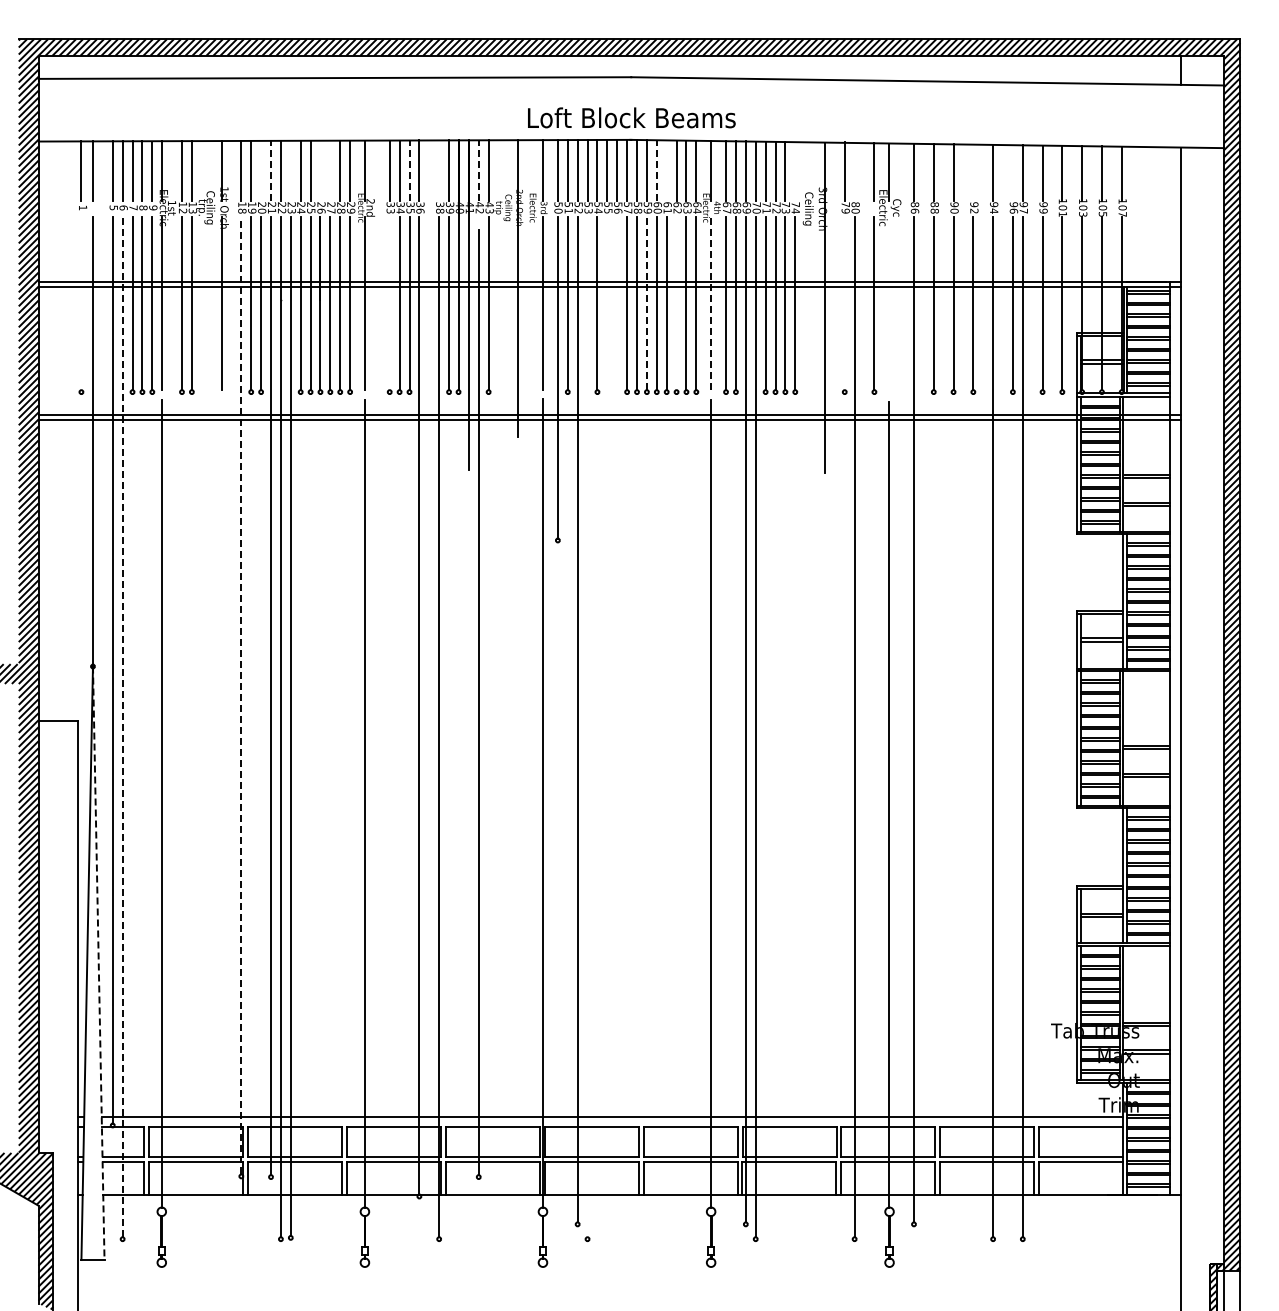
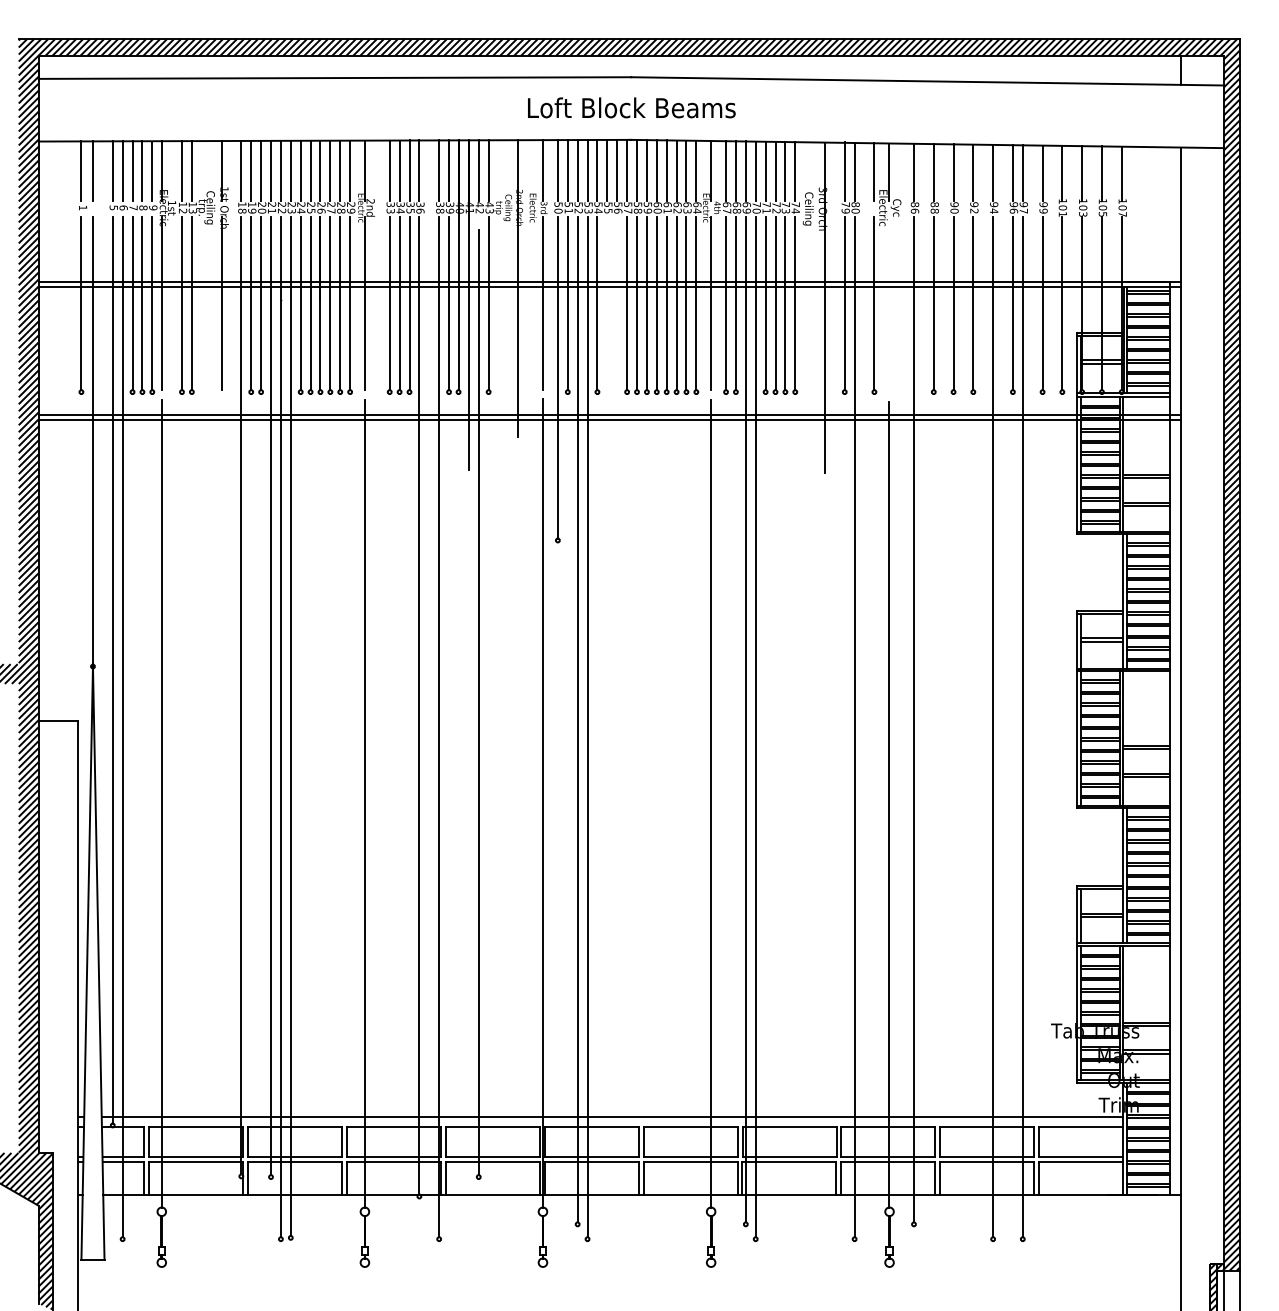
text position: (631, 117) -> (631, 107) (631, 107)
line: none -> present (261, 170)
line: dashed -> solid (271, 170)
line: none -> present (290, 170)
line: none -> present (320, 170)
line: none -> present (330, 170)
line: dashed -> solid (409, 170)
line: none -> present (439, 170)
line: dashed -> solid (478, 170)
line: dashed -> solid (656, 170)
line: none -> present (666, 170)
line: none -> present (795, 171)
line: none -> present (854, 171)
line: none -> present (973, 172)
line: none -> present (1012, 172)
line: none -> present (81, 303)
line: none -> present (389, 303)
line: dashed -> solid (646, 303)
line: none -> present (676, 303)
line: dashed -> solid (711, 303)
line: none -> present (844, 303)
line: dashed -> solid (241, 695)
line: dashed -> solid (122, 726)
line: none -> present (587, 727)
line: dashed -> solid (98, 963)
